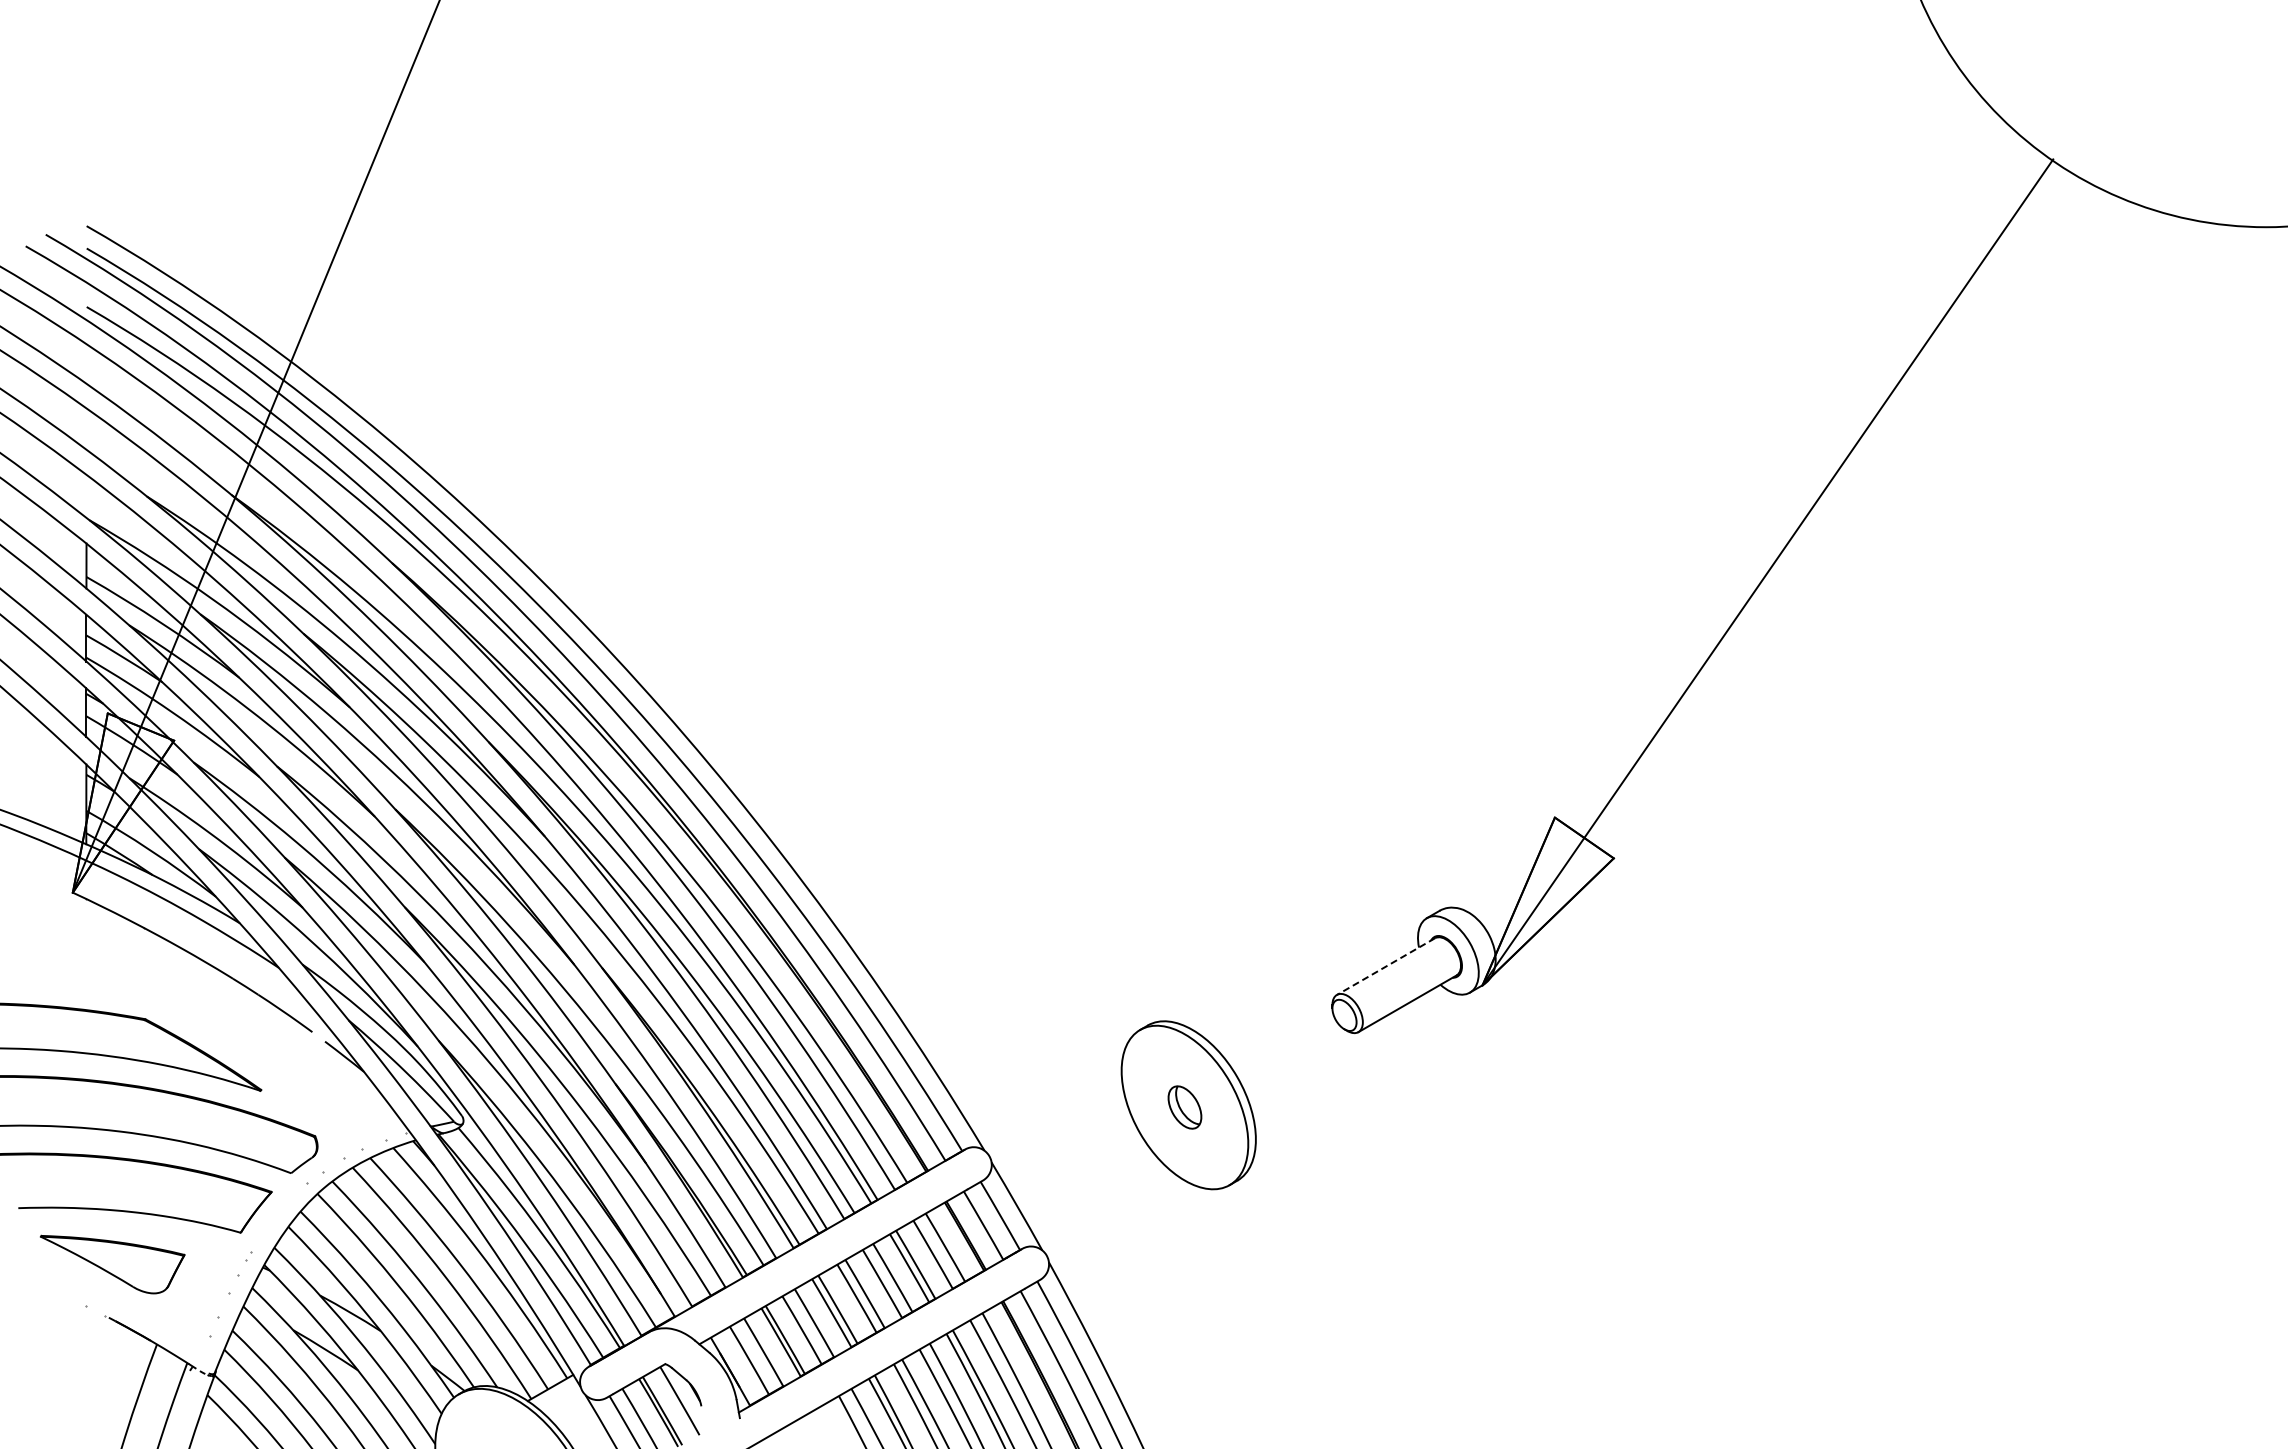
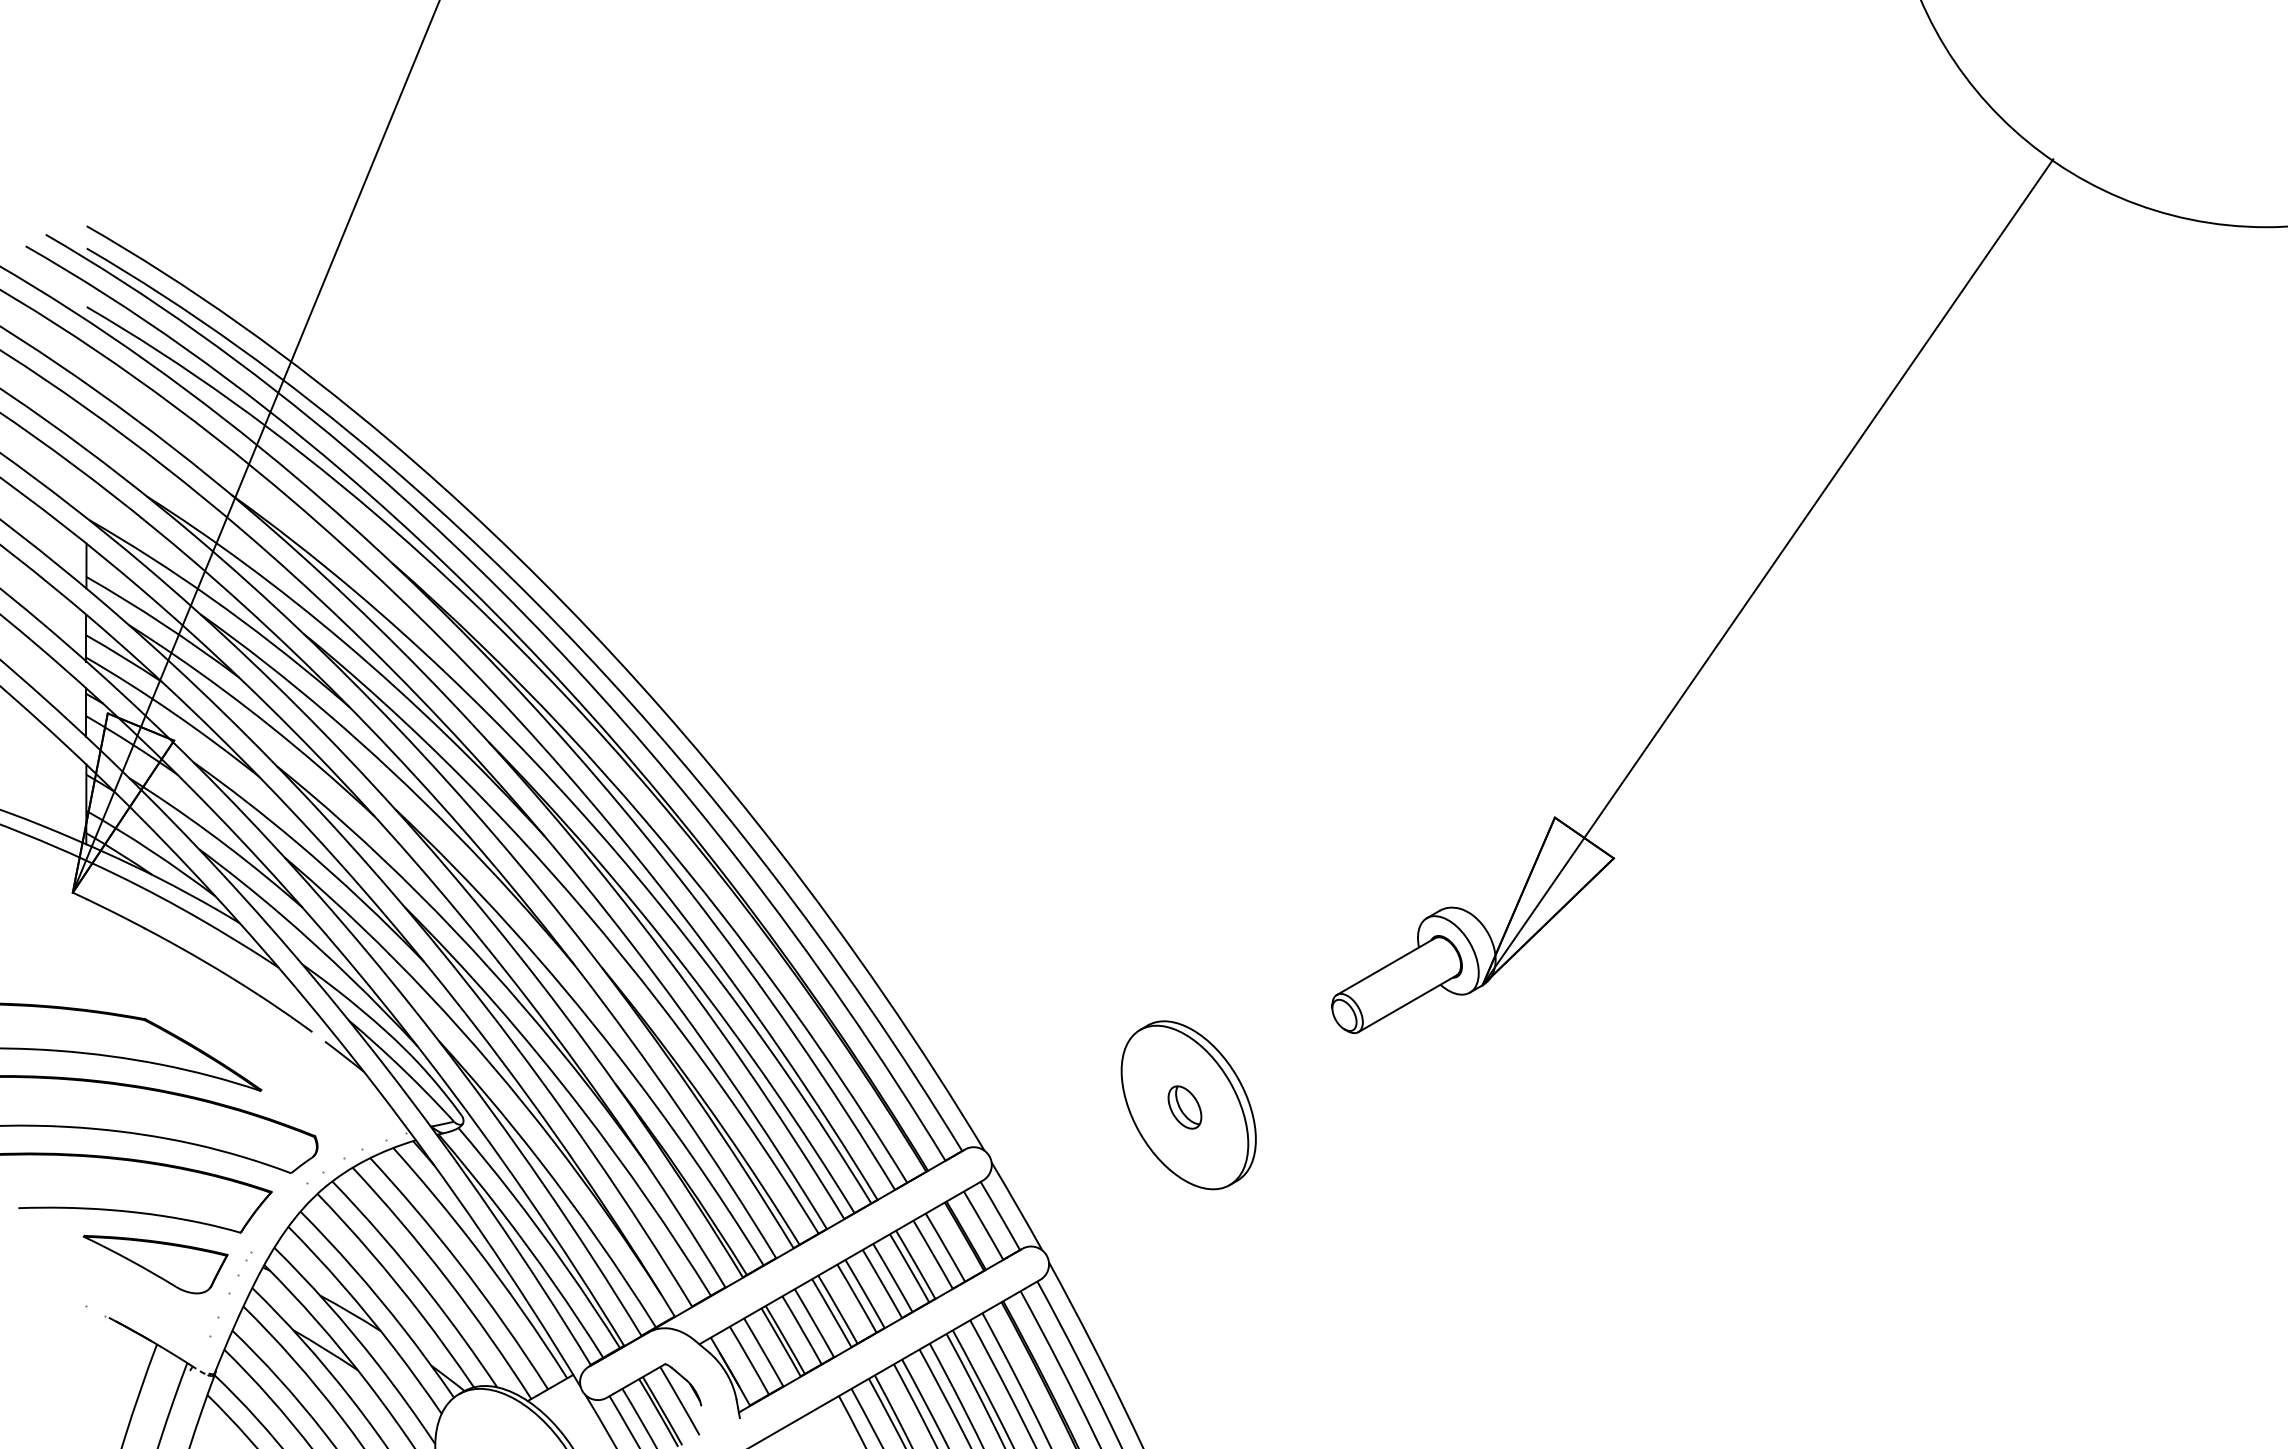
line: dashed -> solid (1386, 966)
part position: (112, 1264) -> (155, 1264) (155, 1264)
